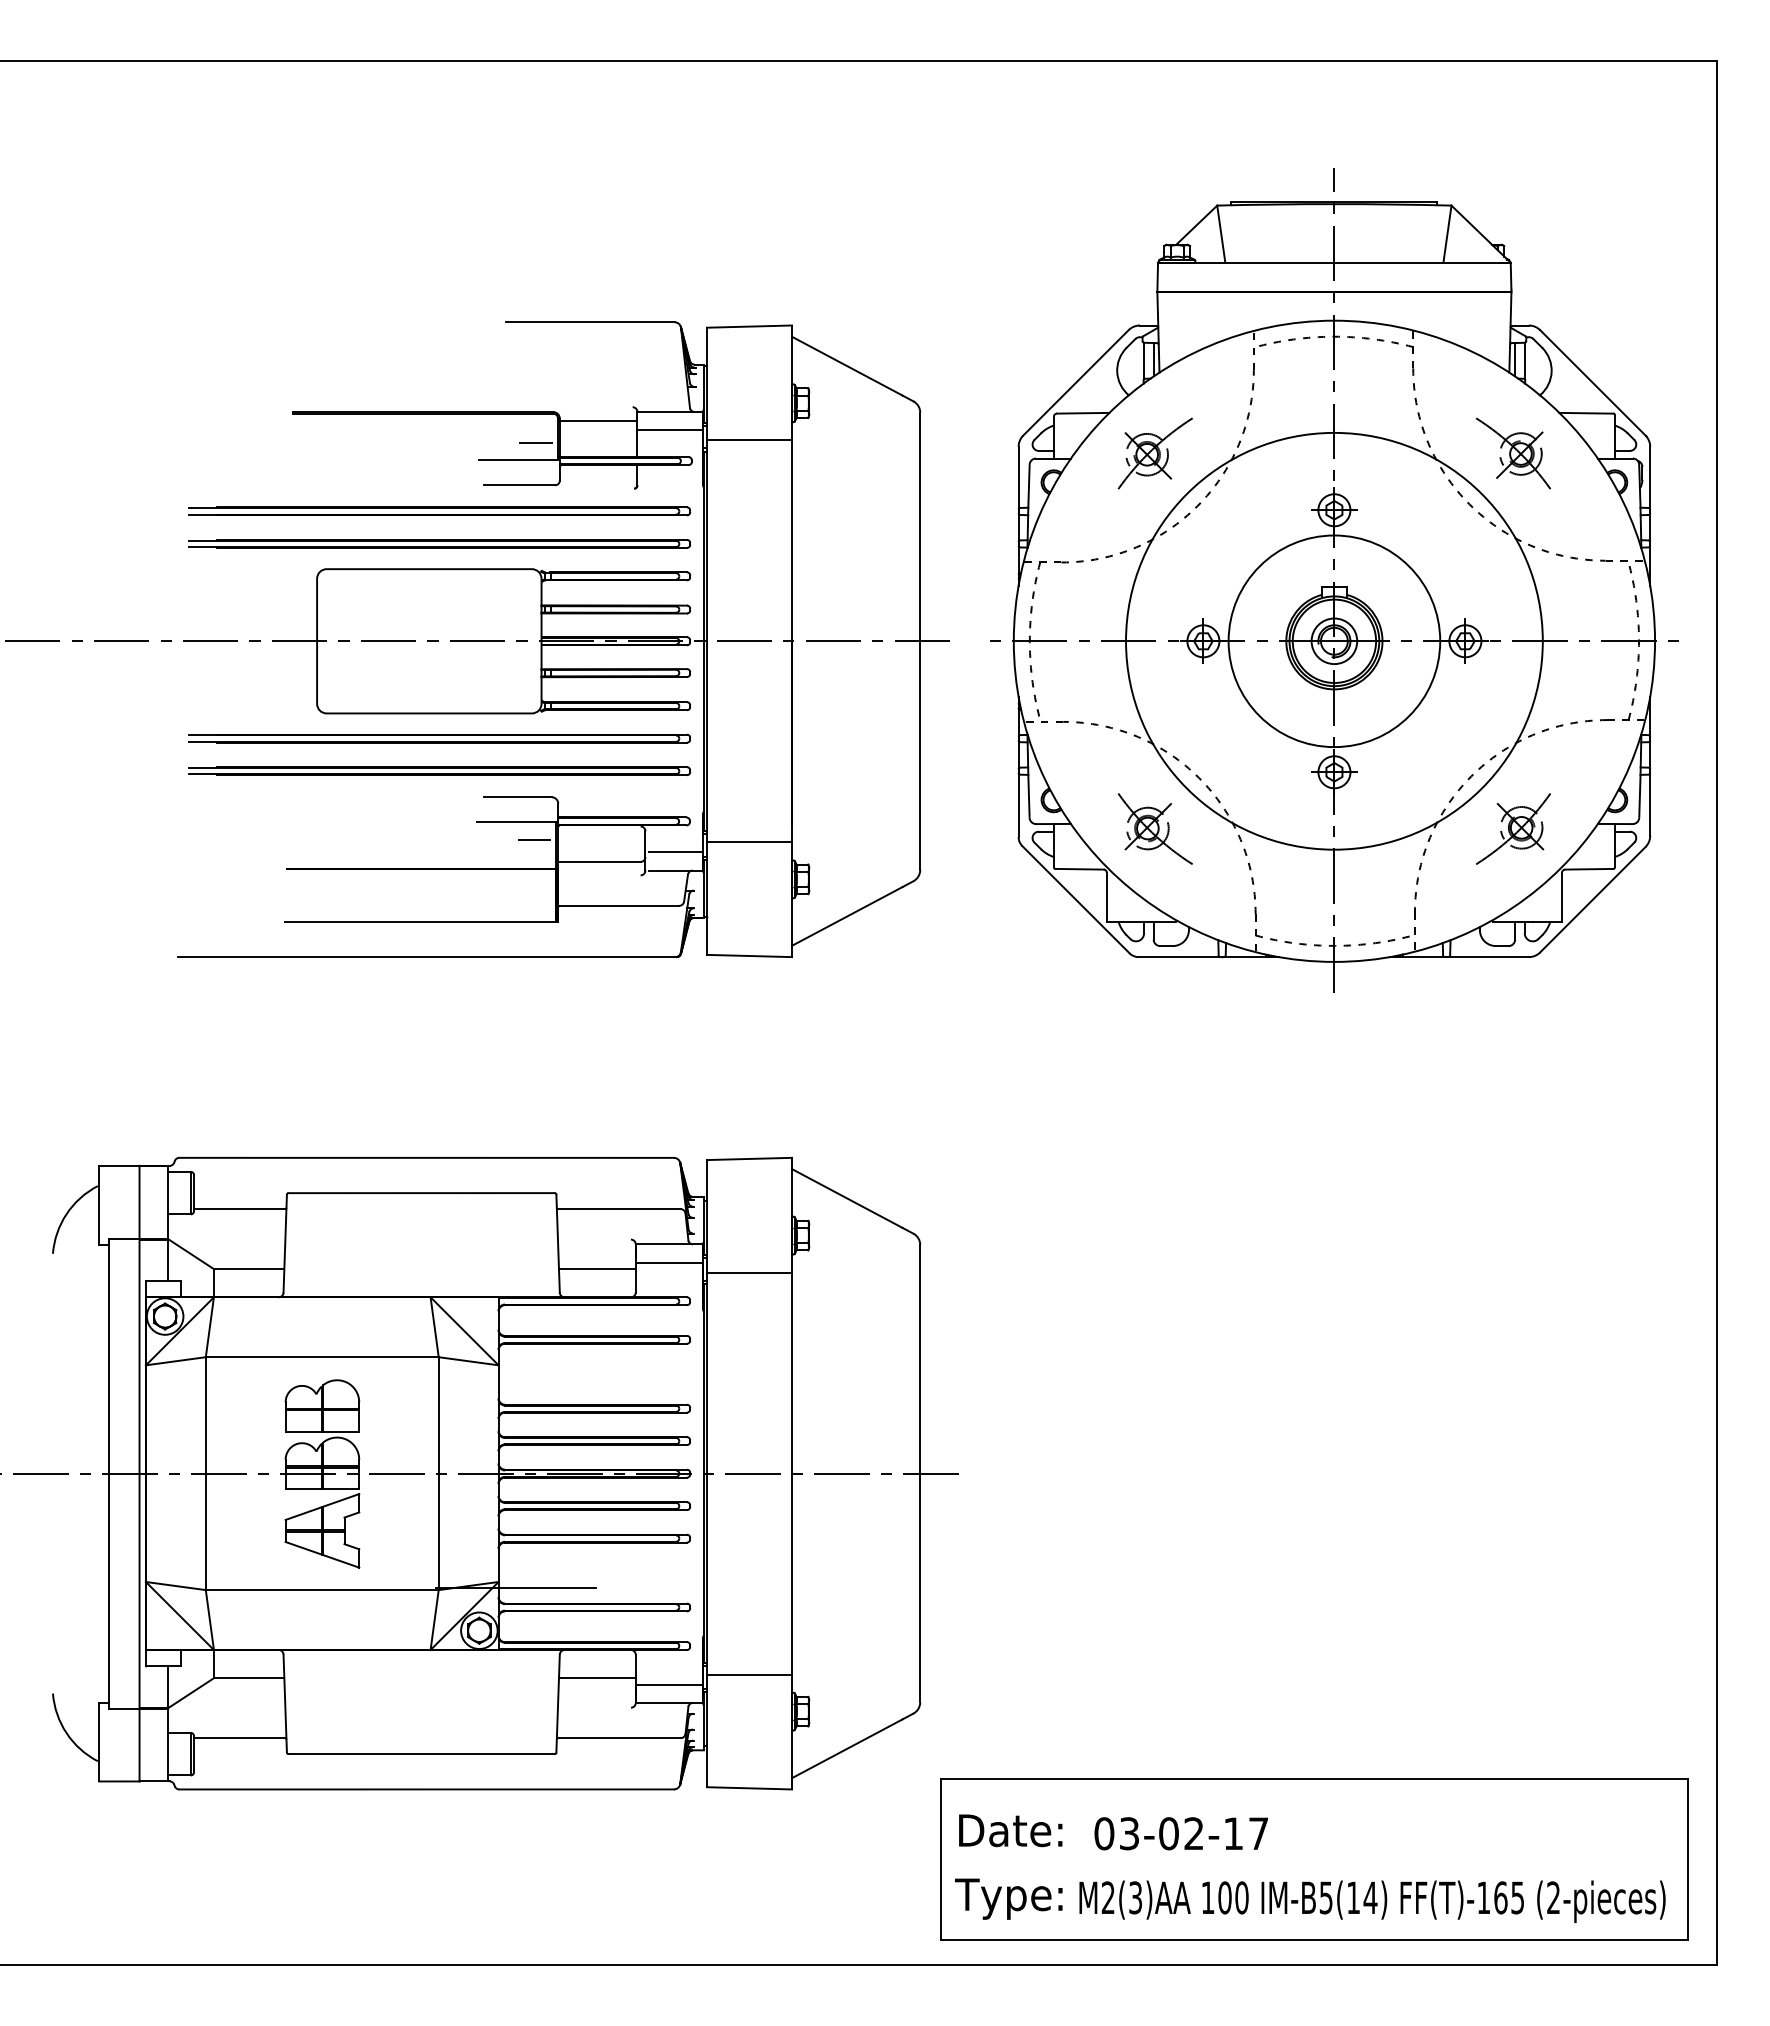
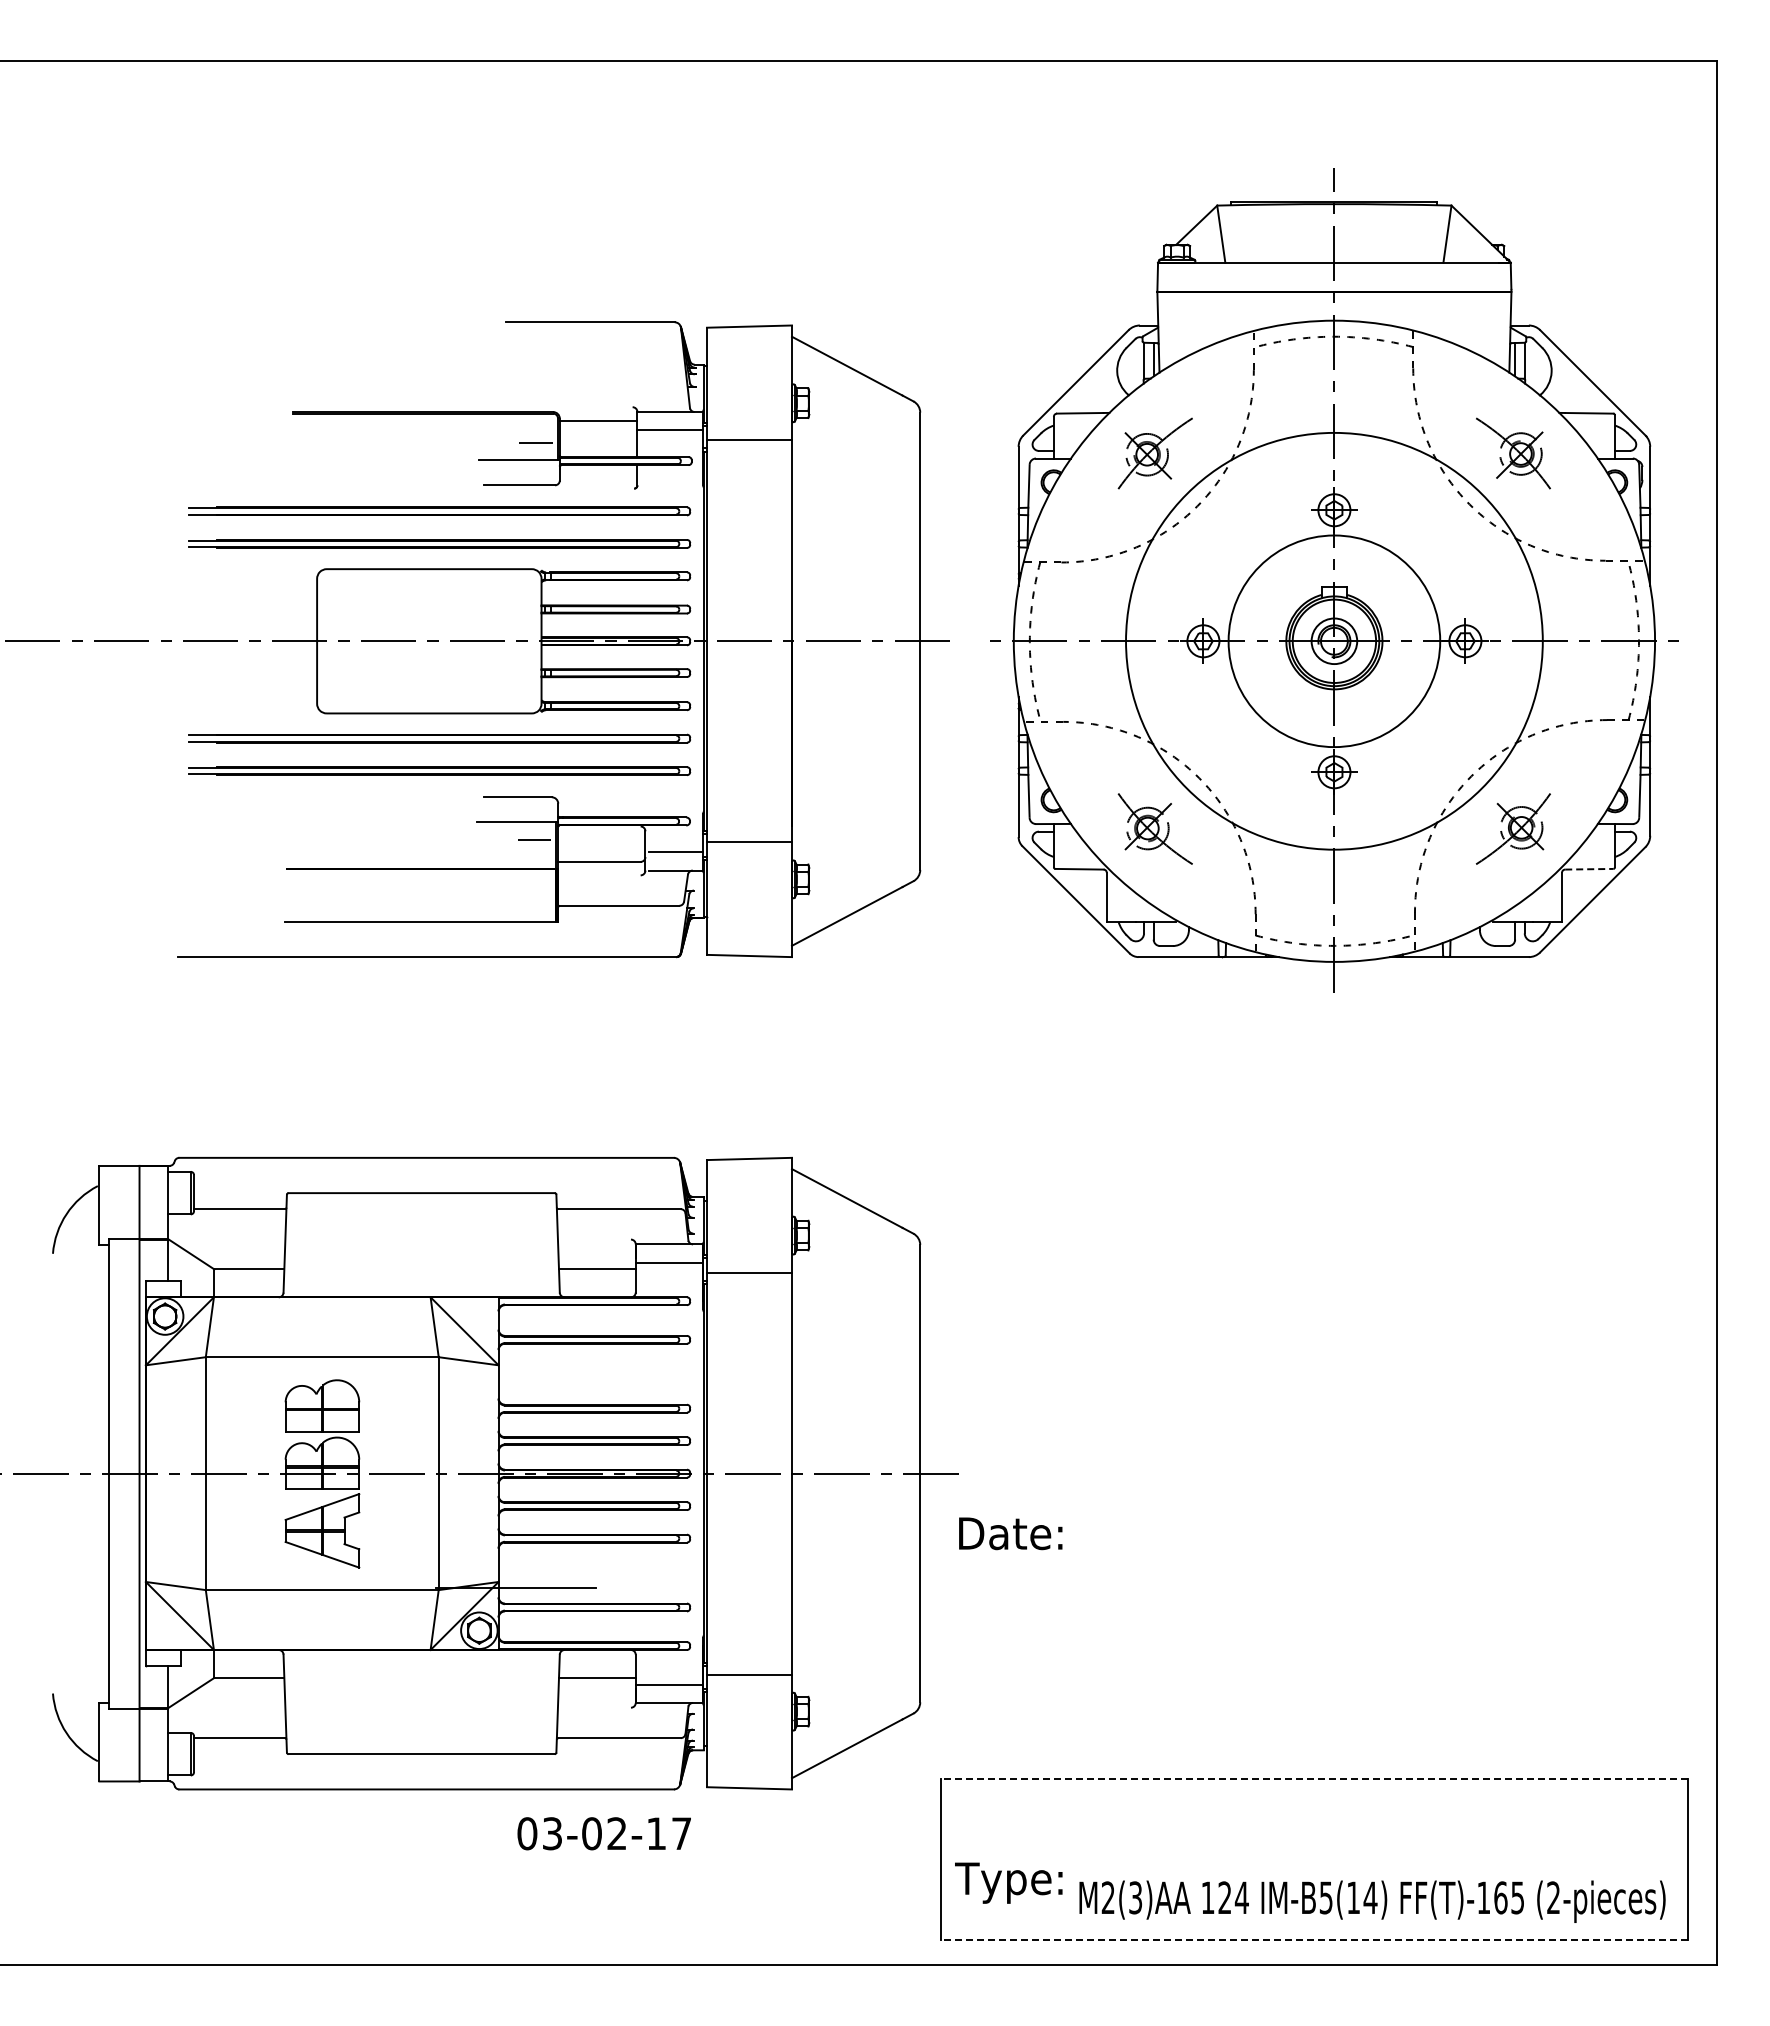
line: solid -> dashed (1589, 869)
line: solid -> dashed (1314, 1779)
text position: (1010, 1830) -> (1010, 1533) (1010, 1533)
text position: (1180, 1833) -> (603, 1833) (603, 1833)
text: 100 -> 124 (1233, 1897)
text position: (1008, 1898) -> (1008, 1882) (1008, 1882)
line: solid -> dashed (1314, 1939)
